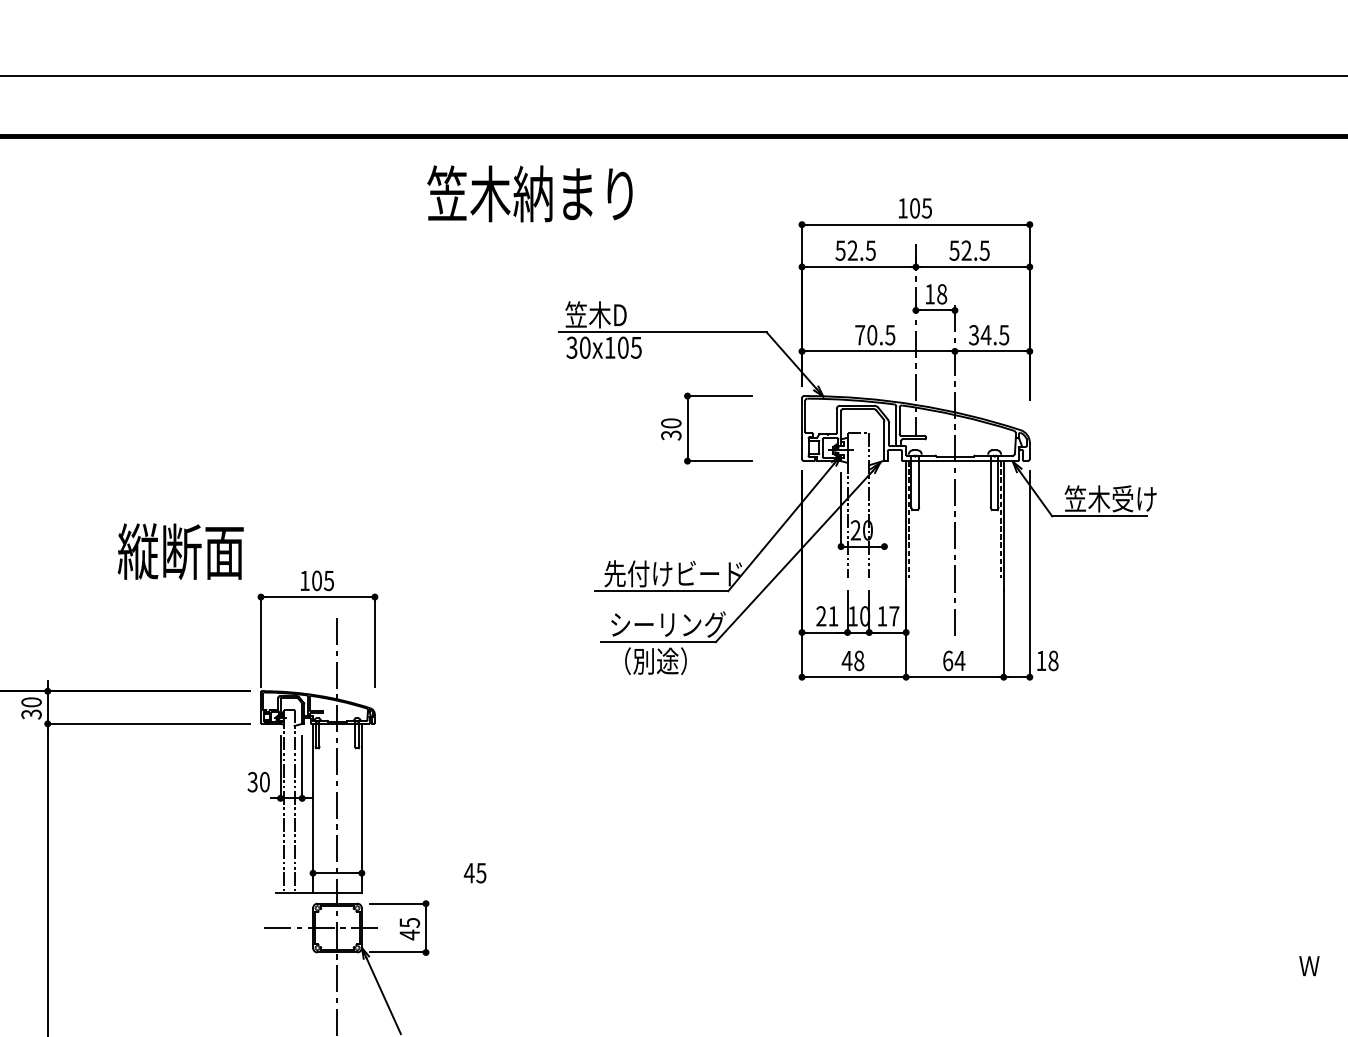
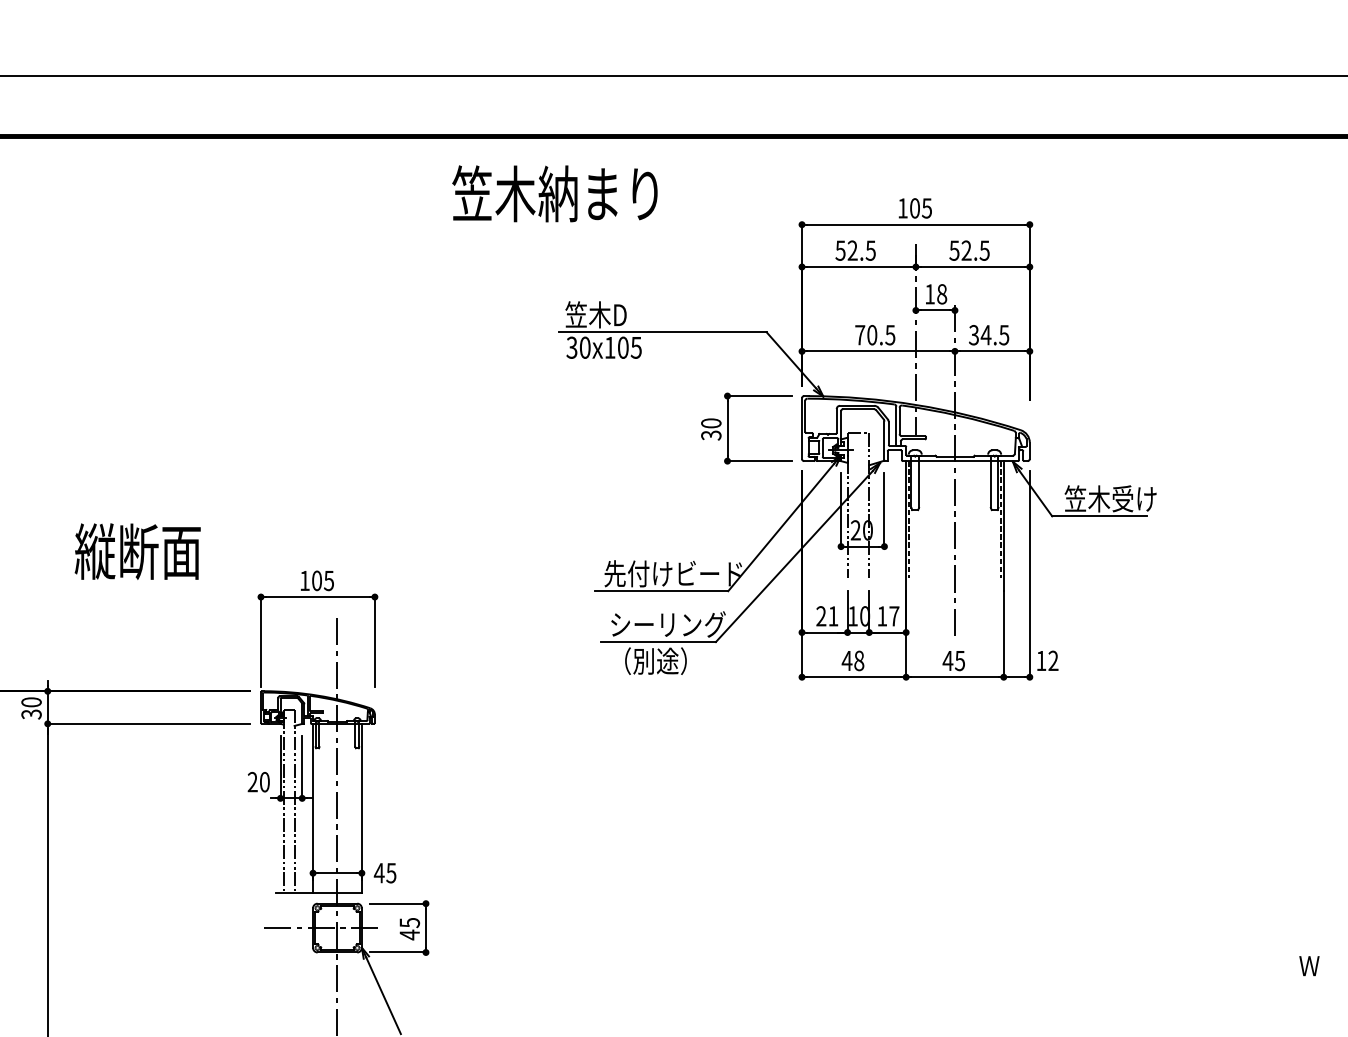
text position: (529, 193) -> (554, 193) (554, 193)
part position: (688, 428) -> (728, 428) (728, 428)
line: none -> present (884, 509)
text position: (180, 551) -> (137, 551) (137, 551)
text: 64 -> 45 (953, 660)
text: 18 -> 12 (1053, 660)
text: 30 -> 20 (252, 782)
text position: (474, 873) -> (384, 873) (384, 873)
